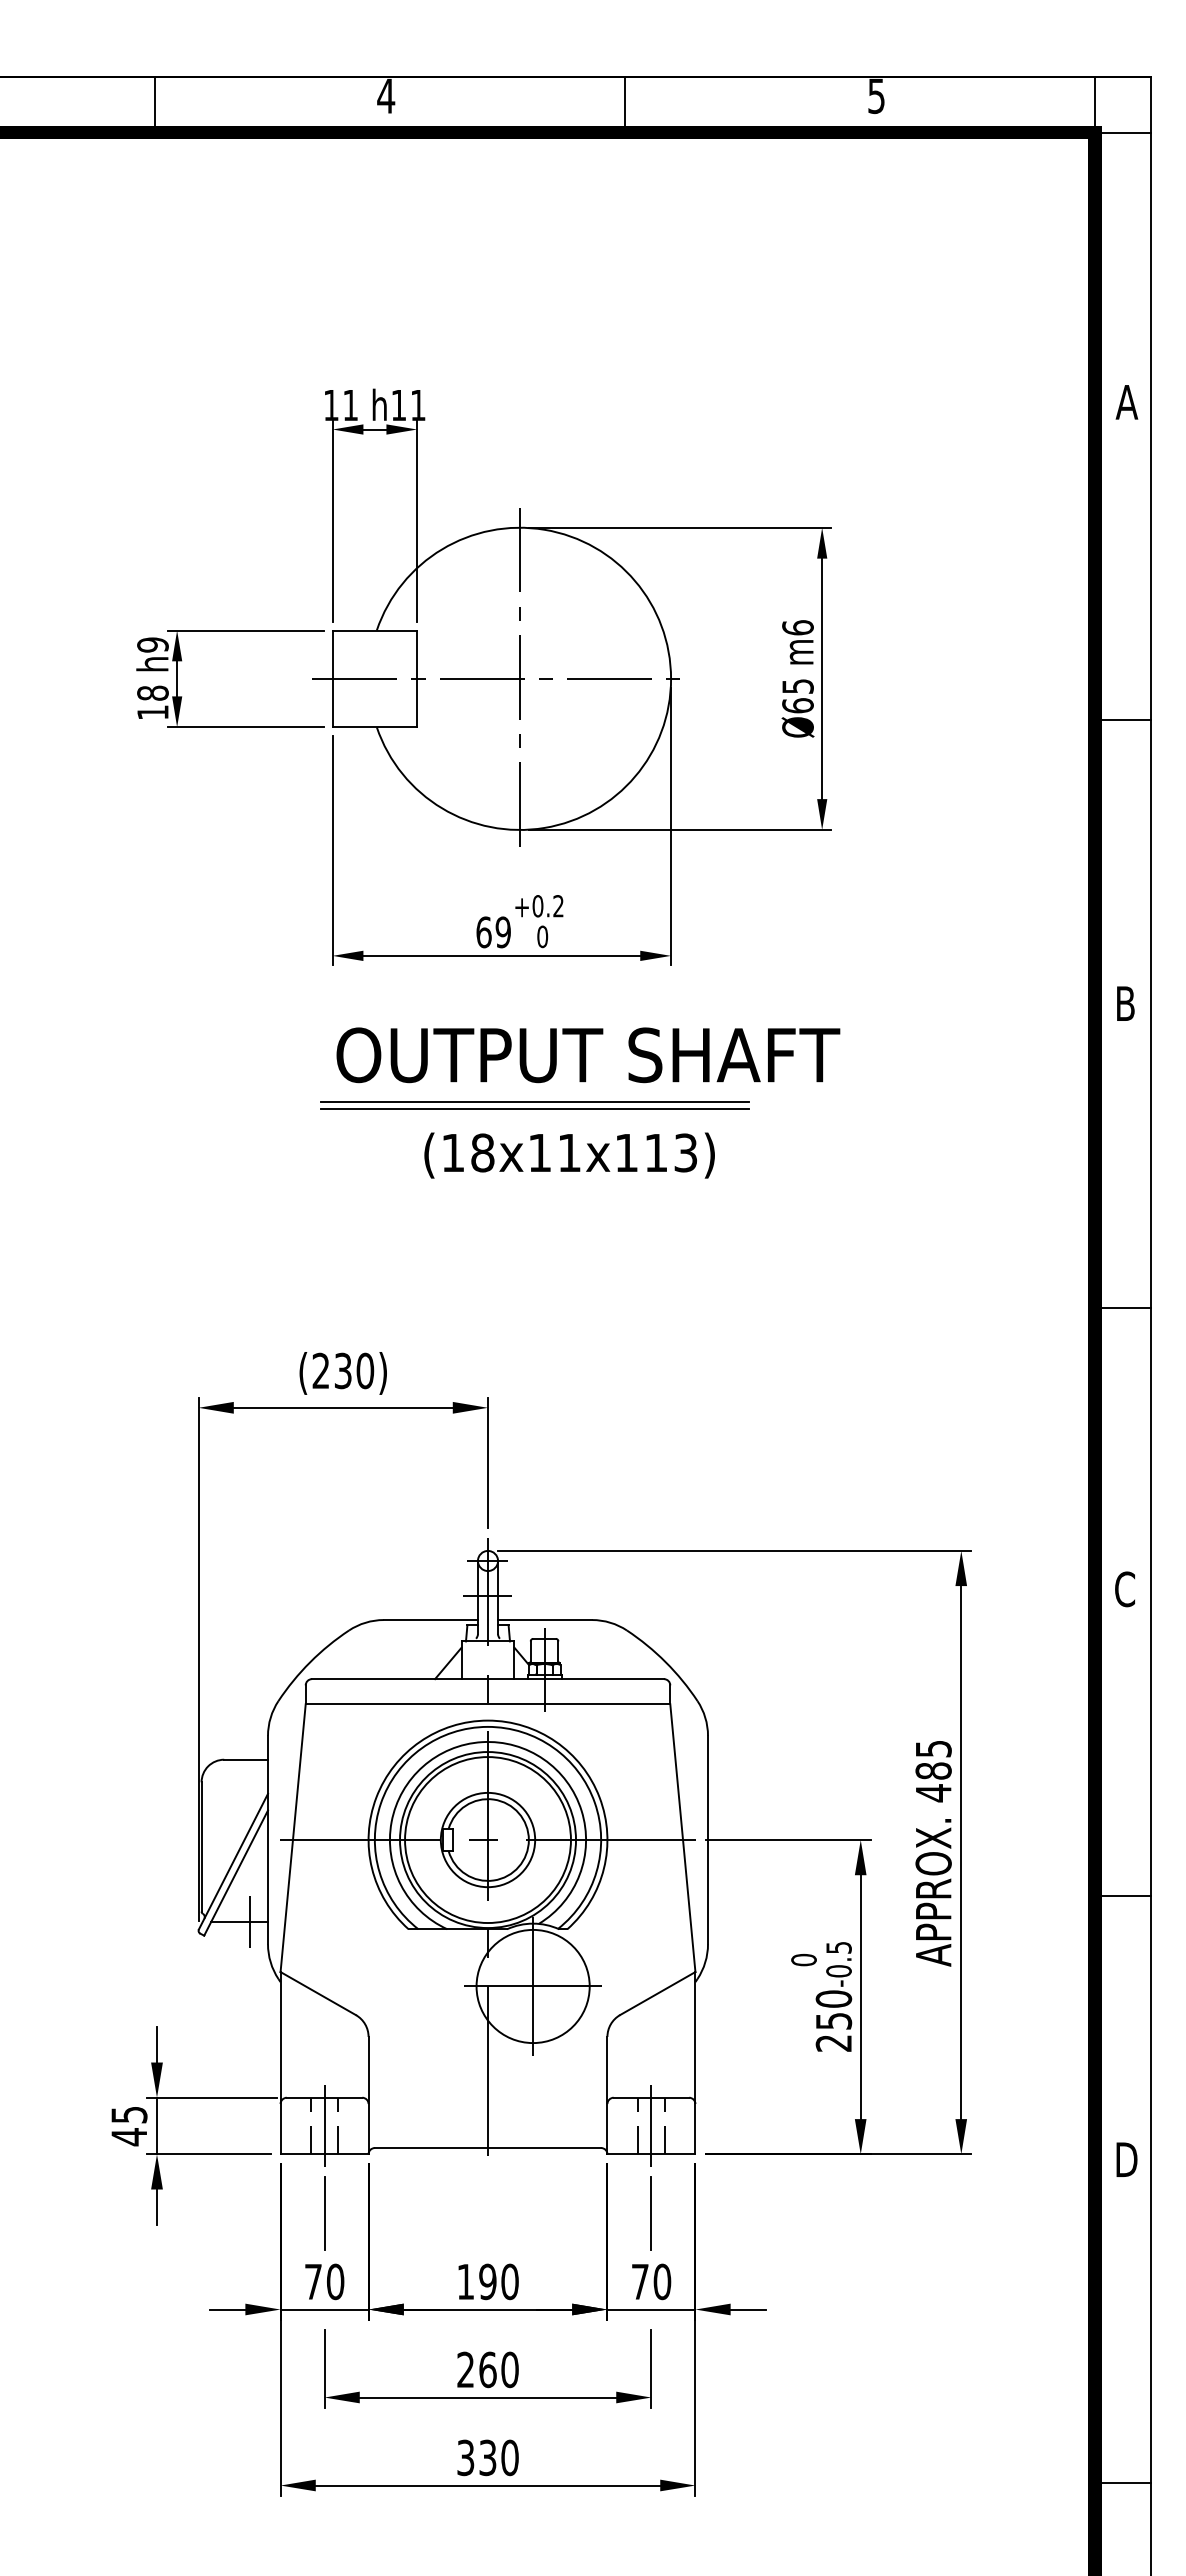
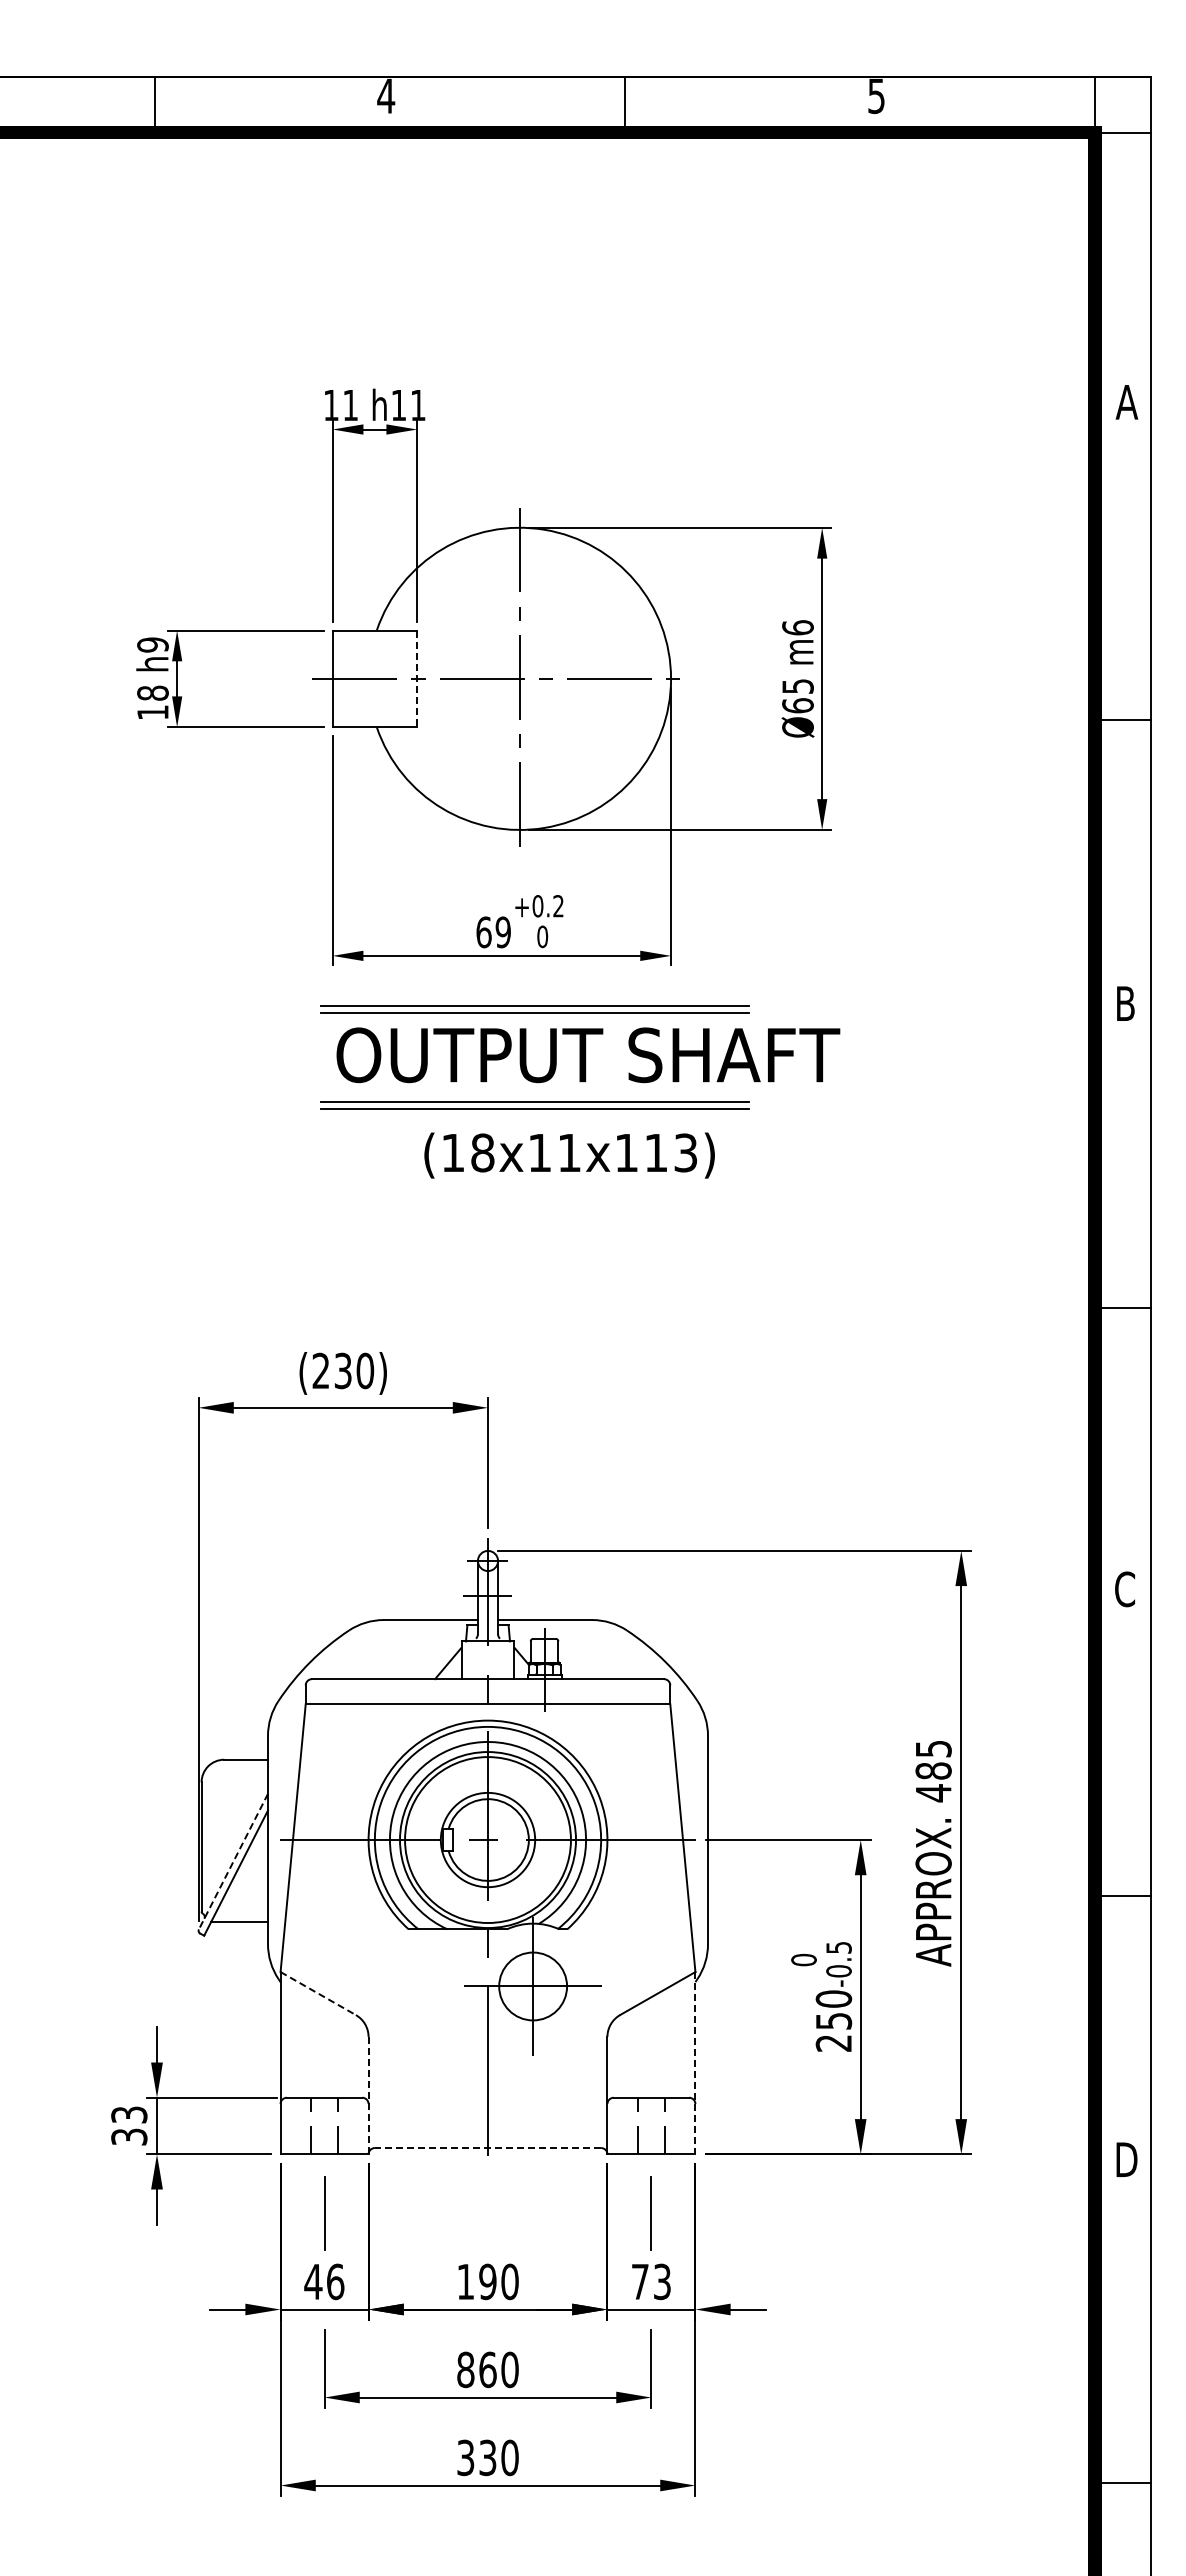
line: solid -> dashed (417, 679)
part: none -> present (534, 1009)
line: solid -> dashed (233, 1862)
line: present -> none (250, 1921)
circle diameter: 113 px -> 68 px (533, 1986)
line: solid -> dashed (318, 1993)
line: solid -> dashed (695, 2063)
line: solid -> dashed (368, 2095)
line: present -> none (324, 2125)
line: present -> none (651, 2125)
text: 45 -> 33 (129, 2126)
line: solid -> dashed (487, 2148)
text: 70 -> 46 (324, 2281)
text: 70 -> 73 (662, 2281)
text: 260 -> 860 (465, 2369)
